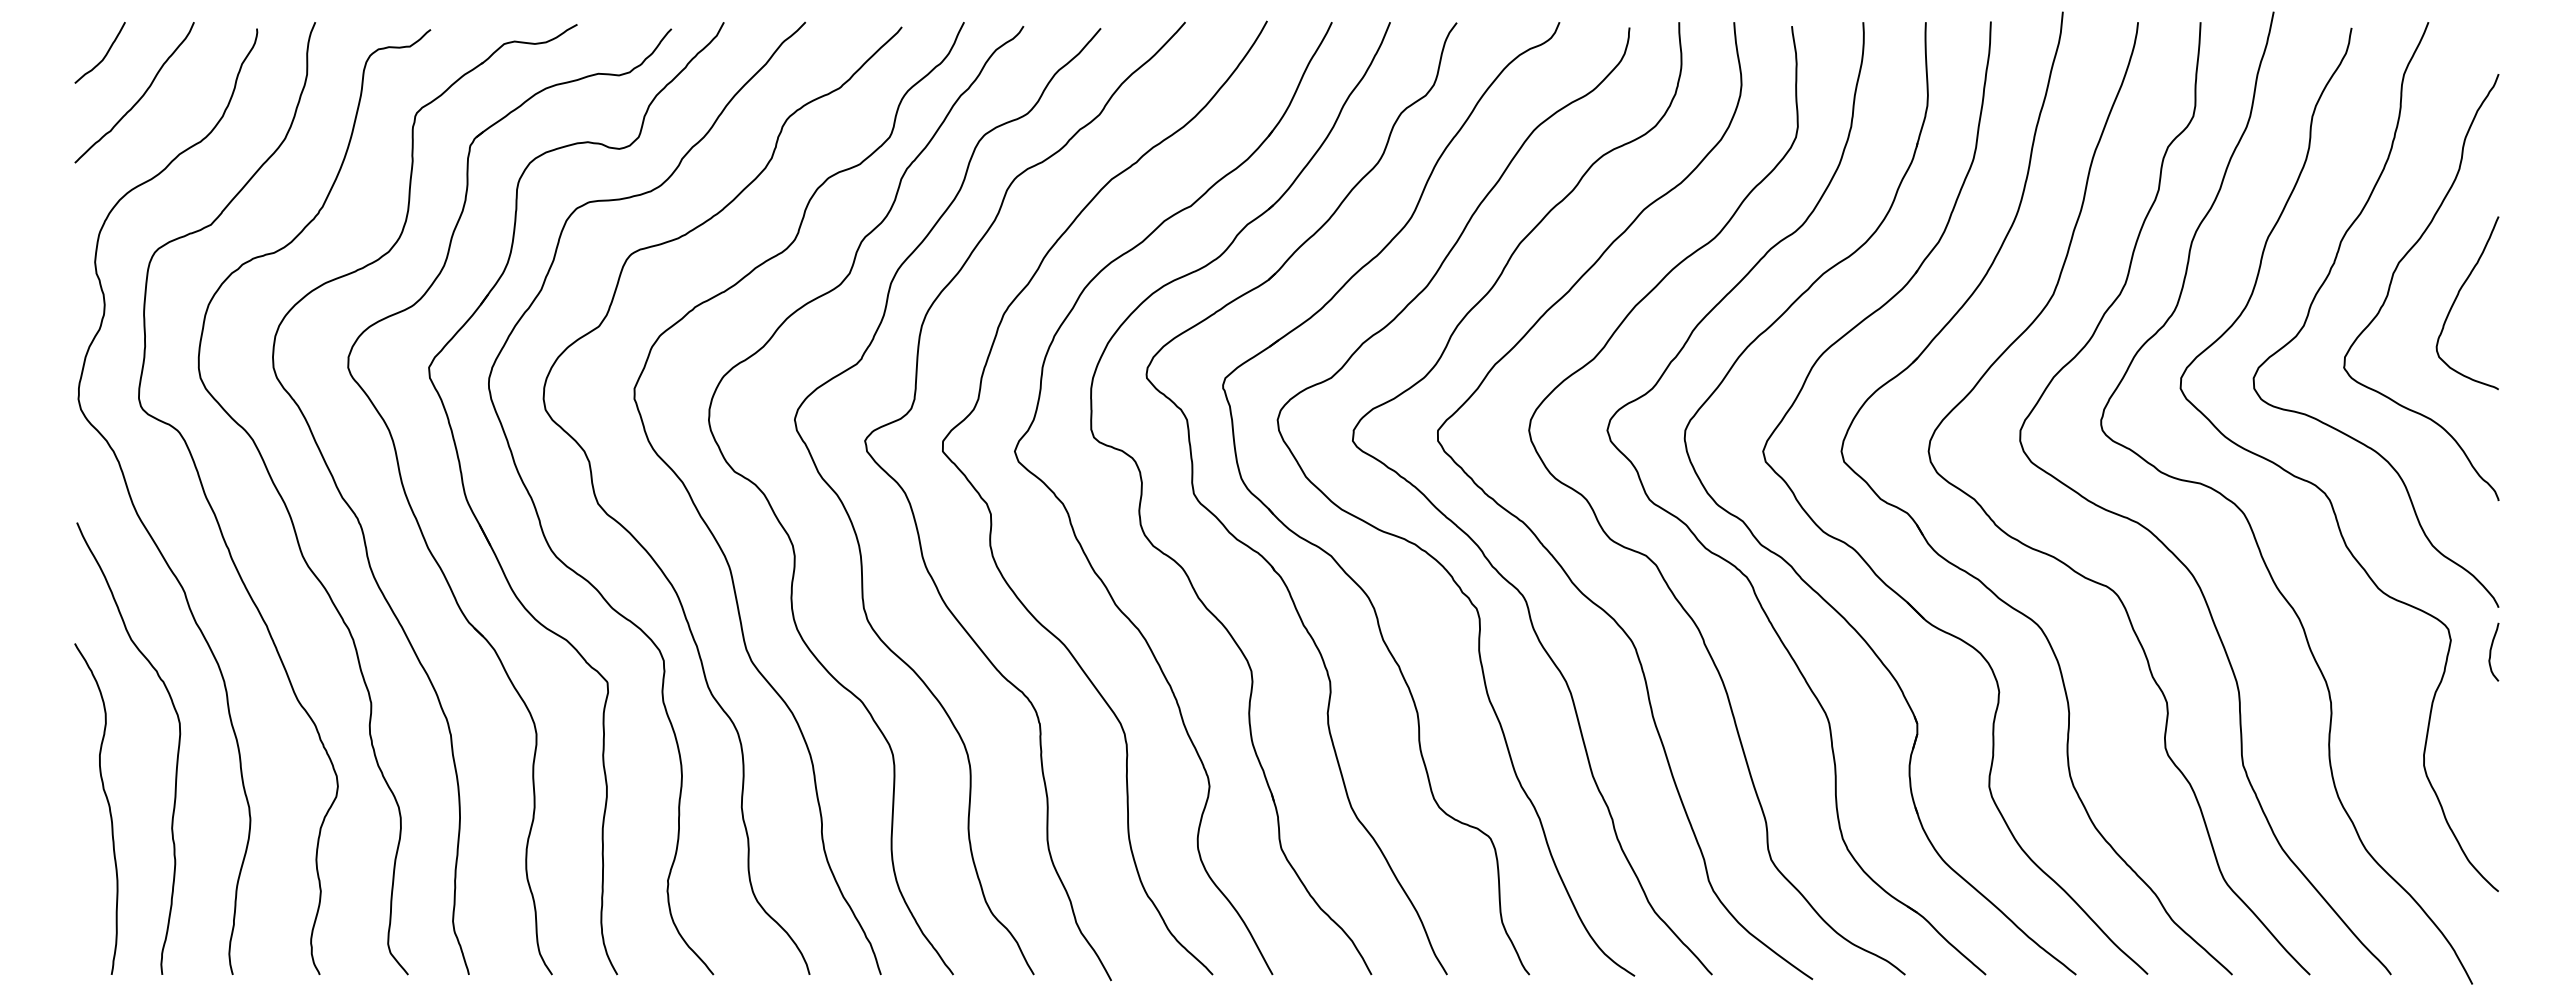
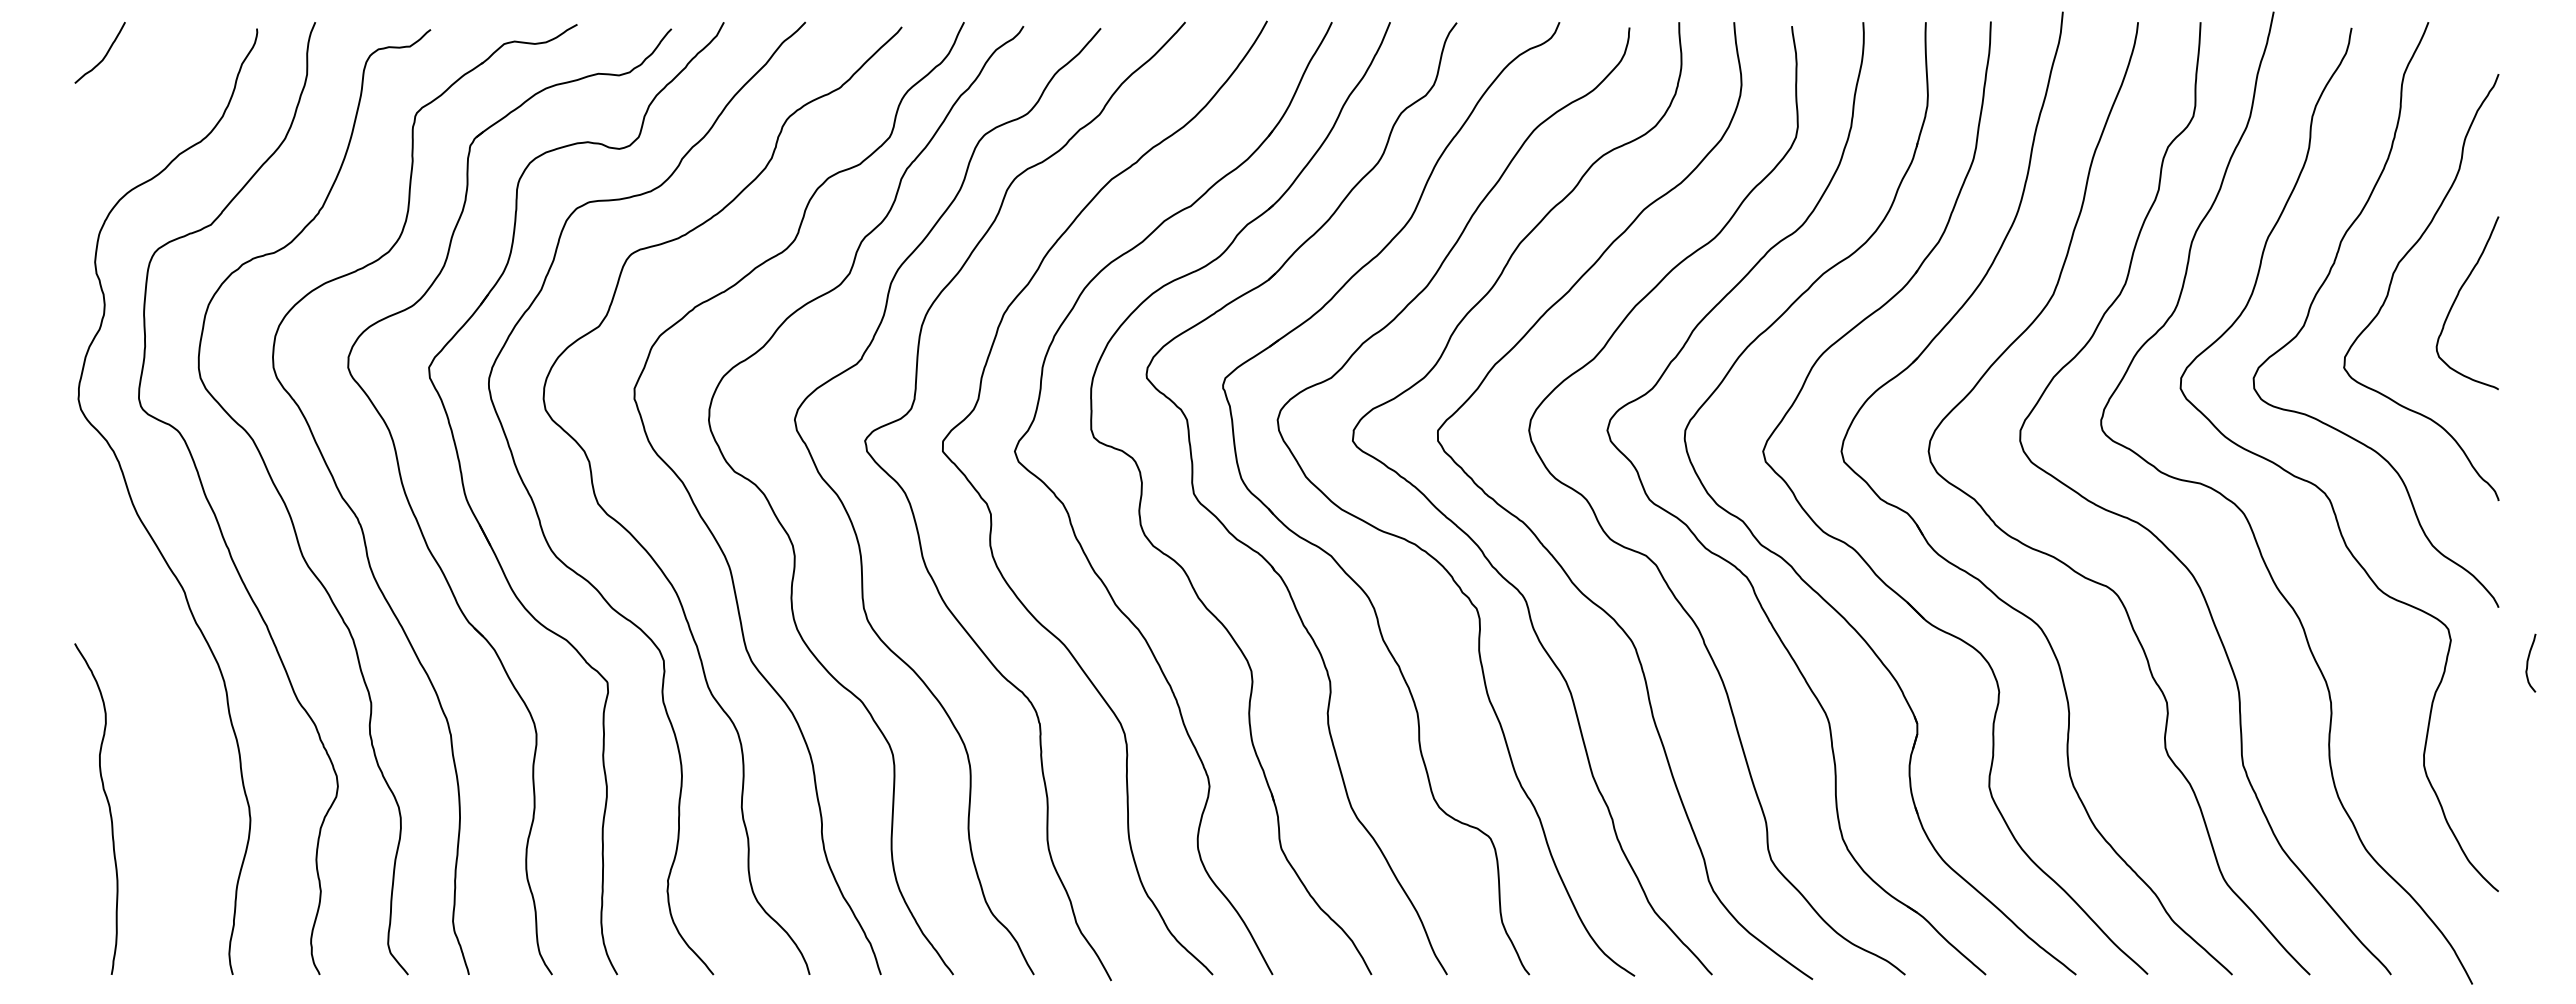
curve: present -> none (140, 97)
curve position: (2491, 651) -> (2528, 662) (2528, 662)
curve: present -> none (177, 749)
